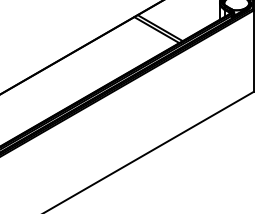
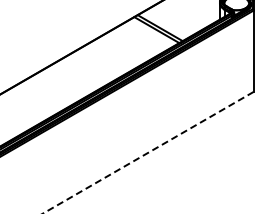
line: solid -> dashed (148, 152)
